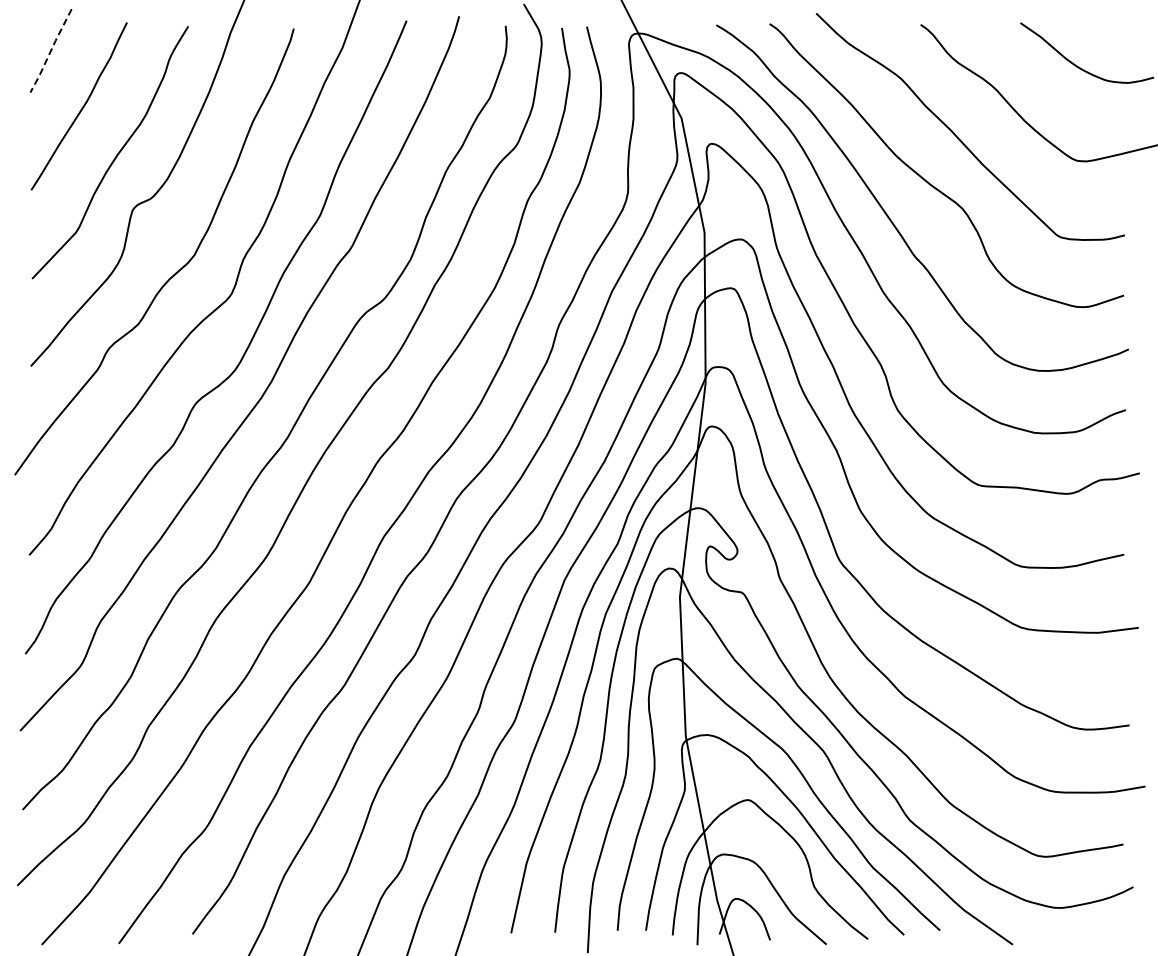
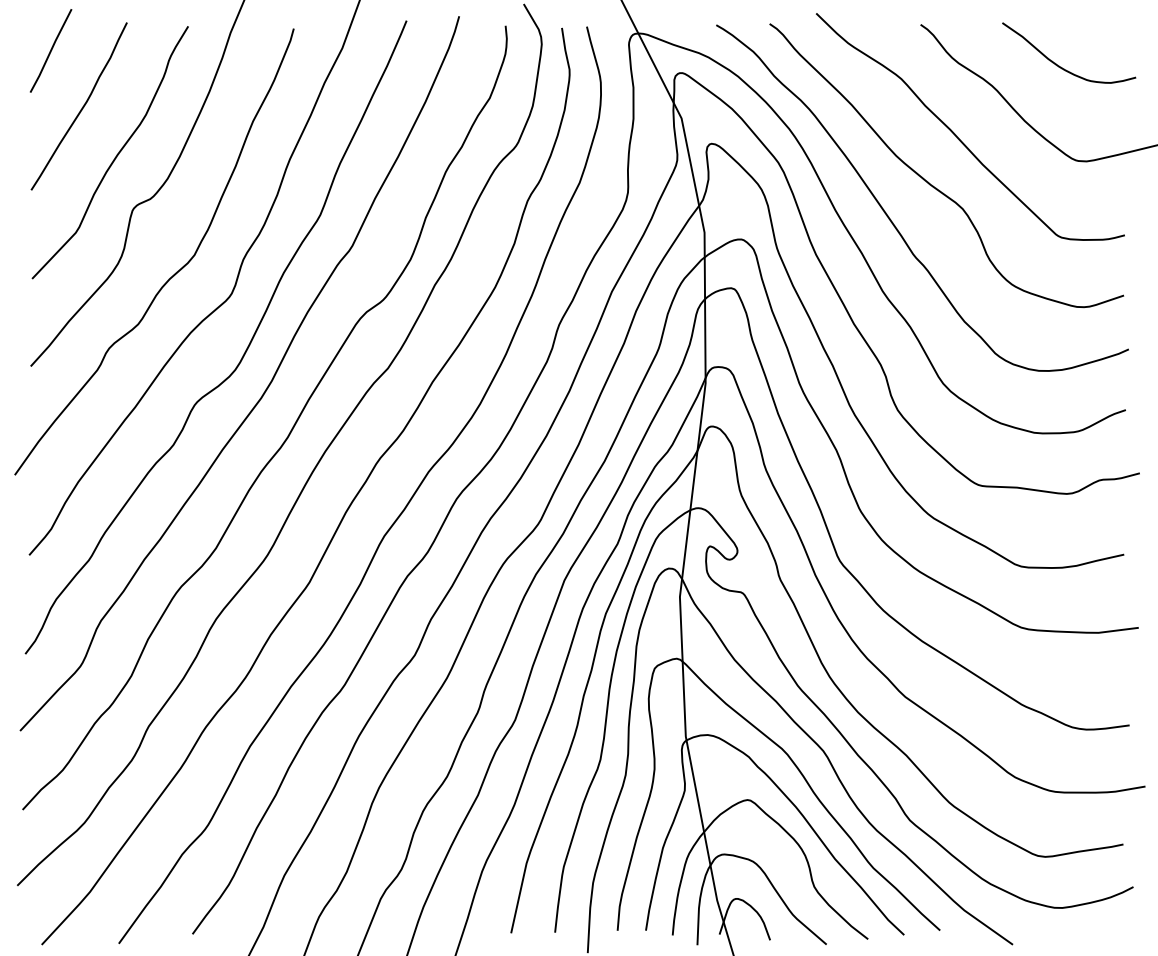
line: dashed -> solid (50, 51)
curve position: (1077, 65) -> (1059, 65) (1059, 65)
